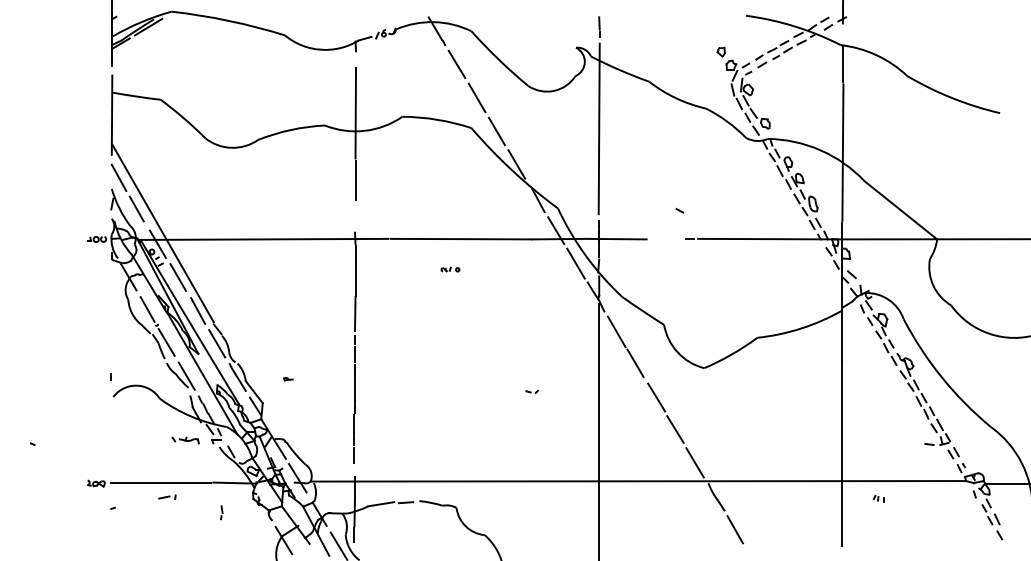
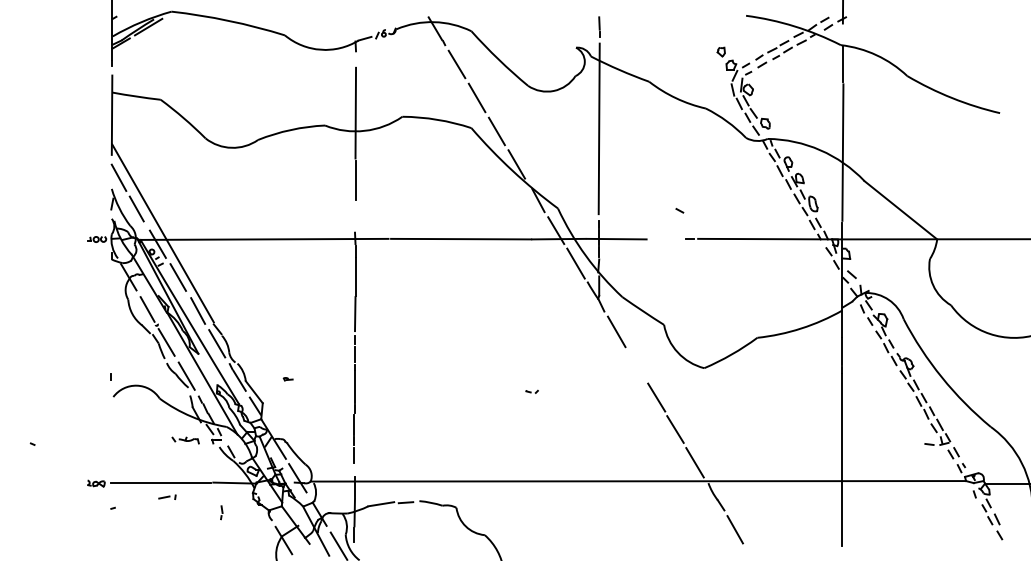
part: present -> none (450, 269)
line: present -> none (635, 362)
line: present -> none (599, 430)
part: present -> none (878, 498)
